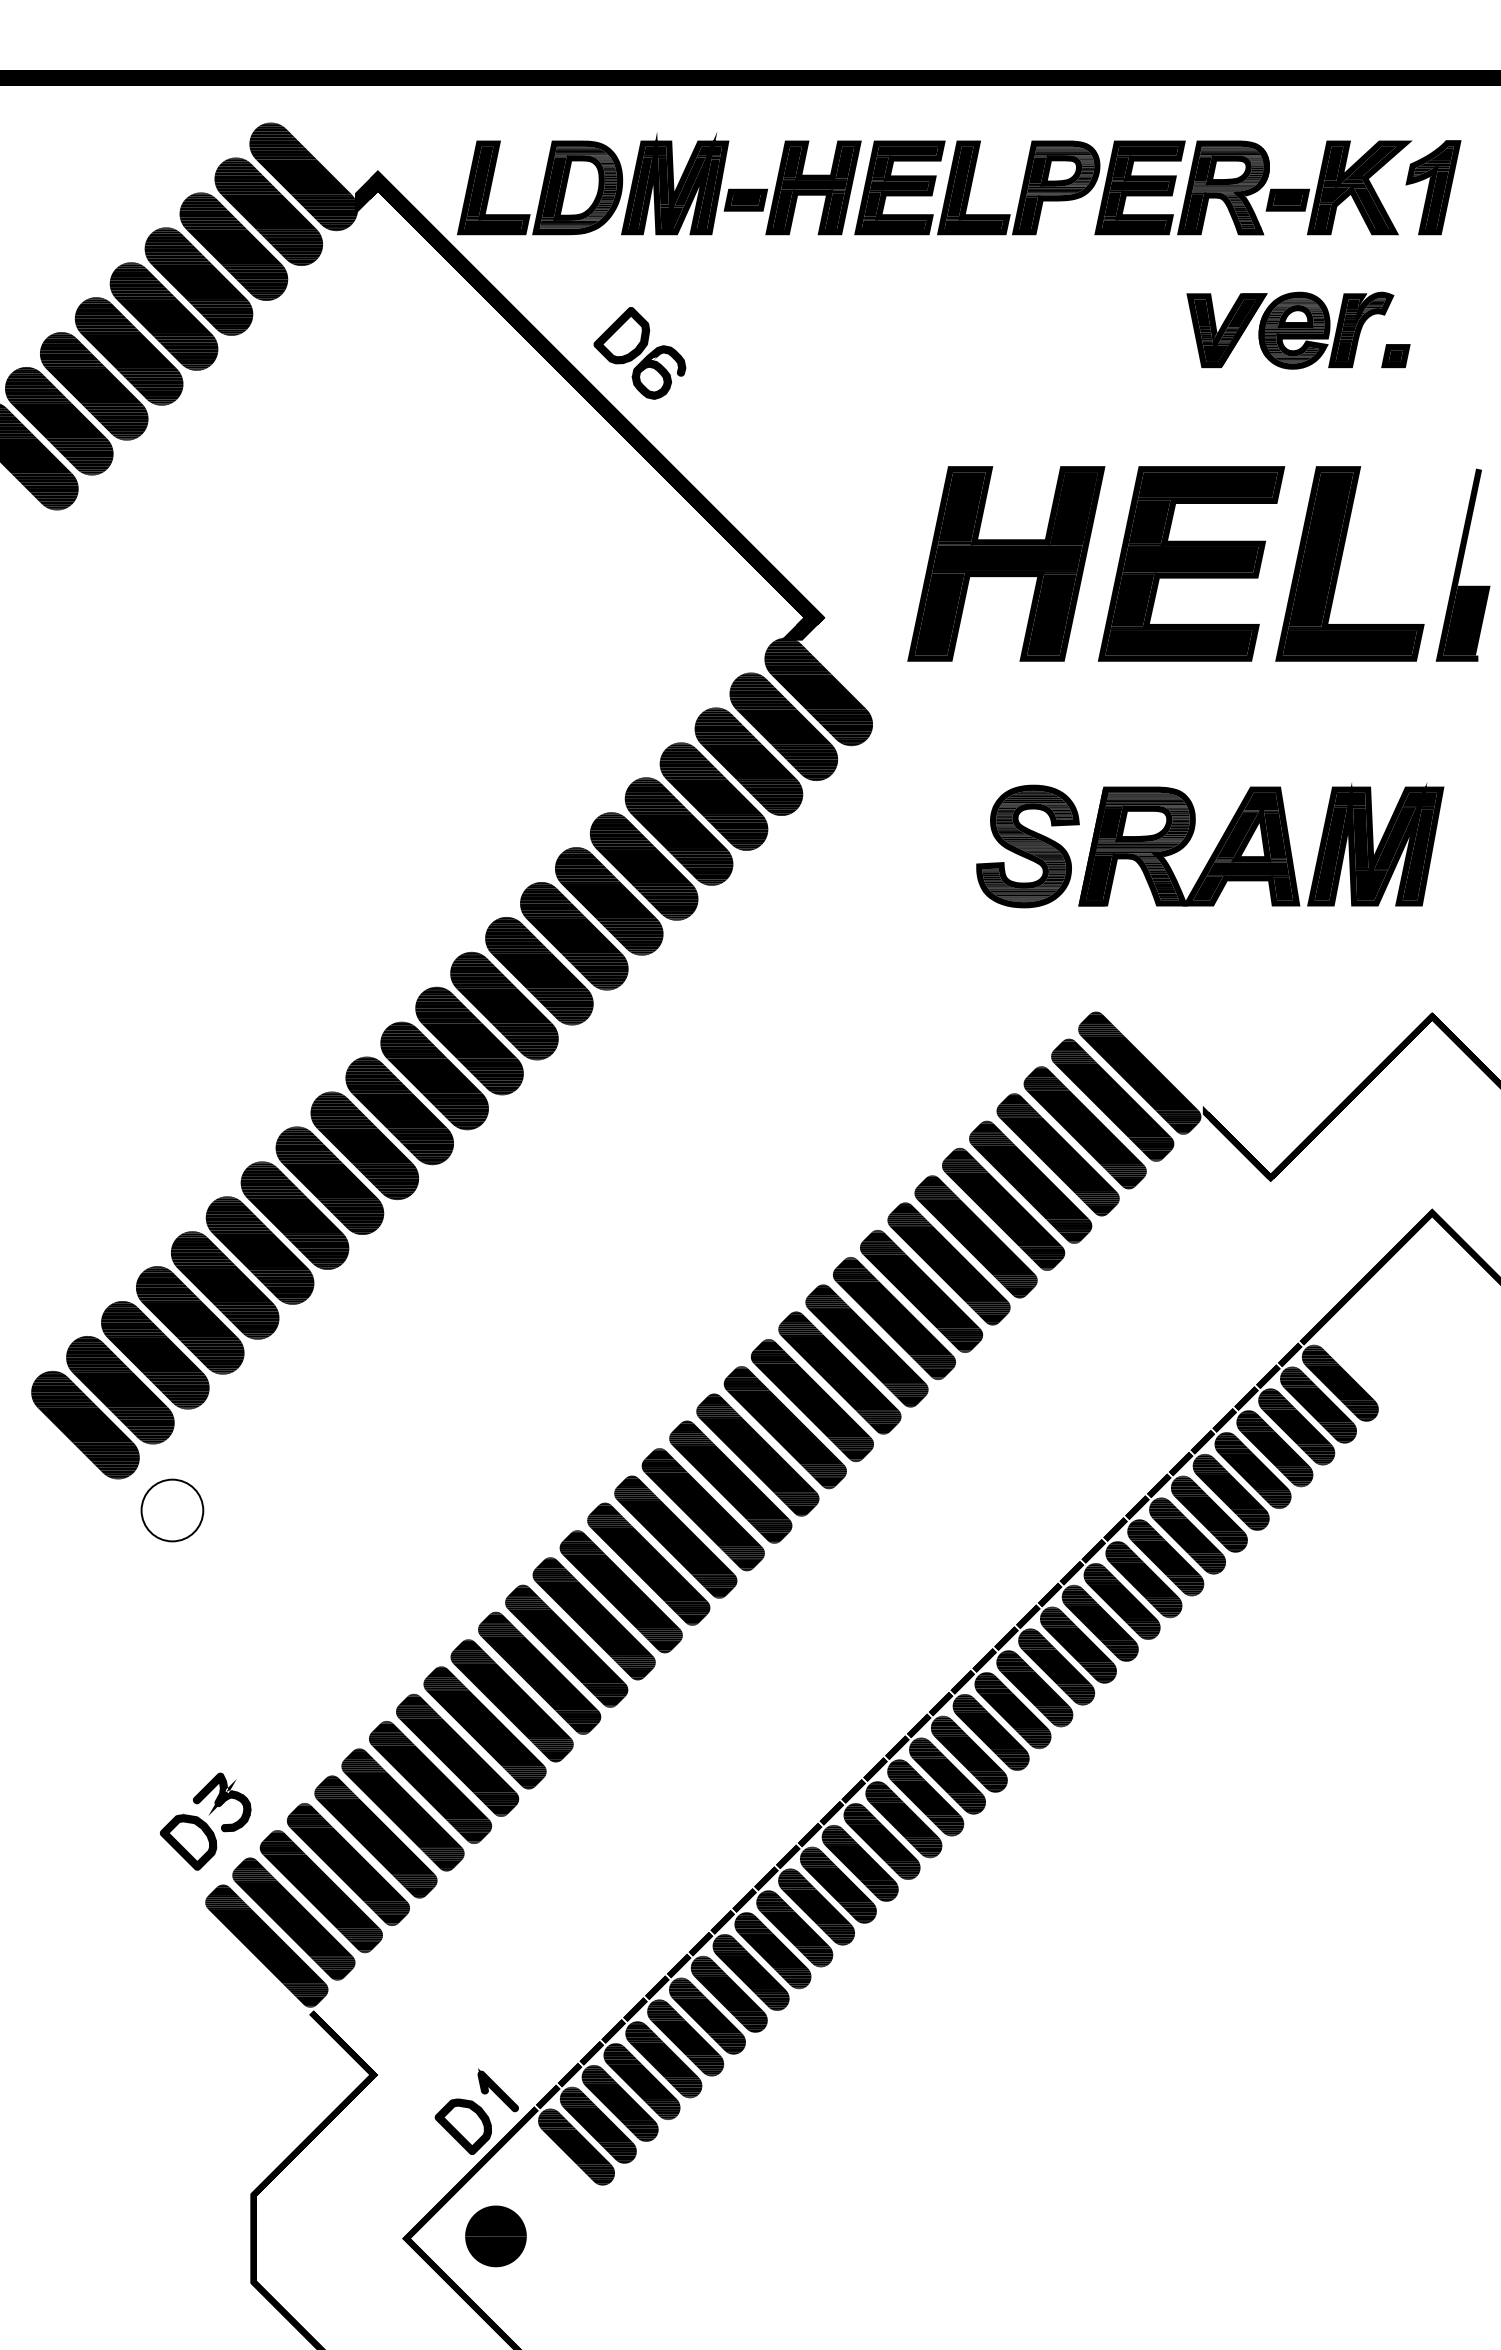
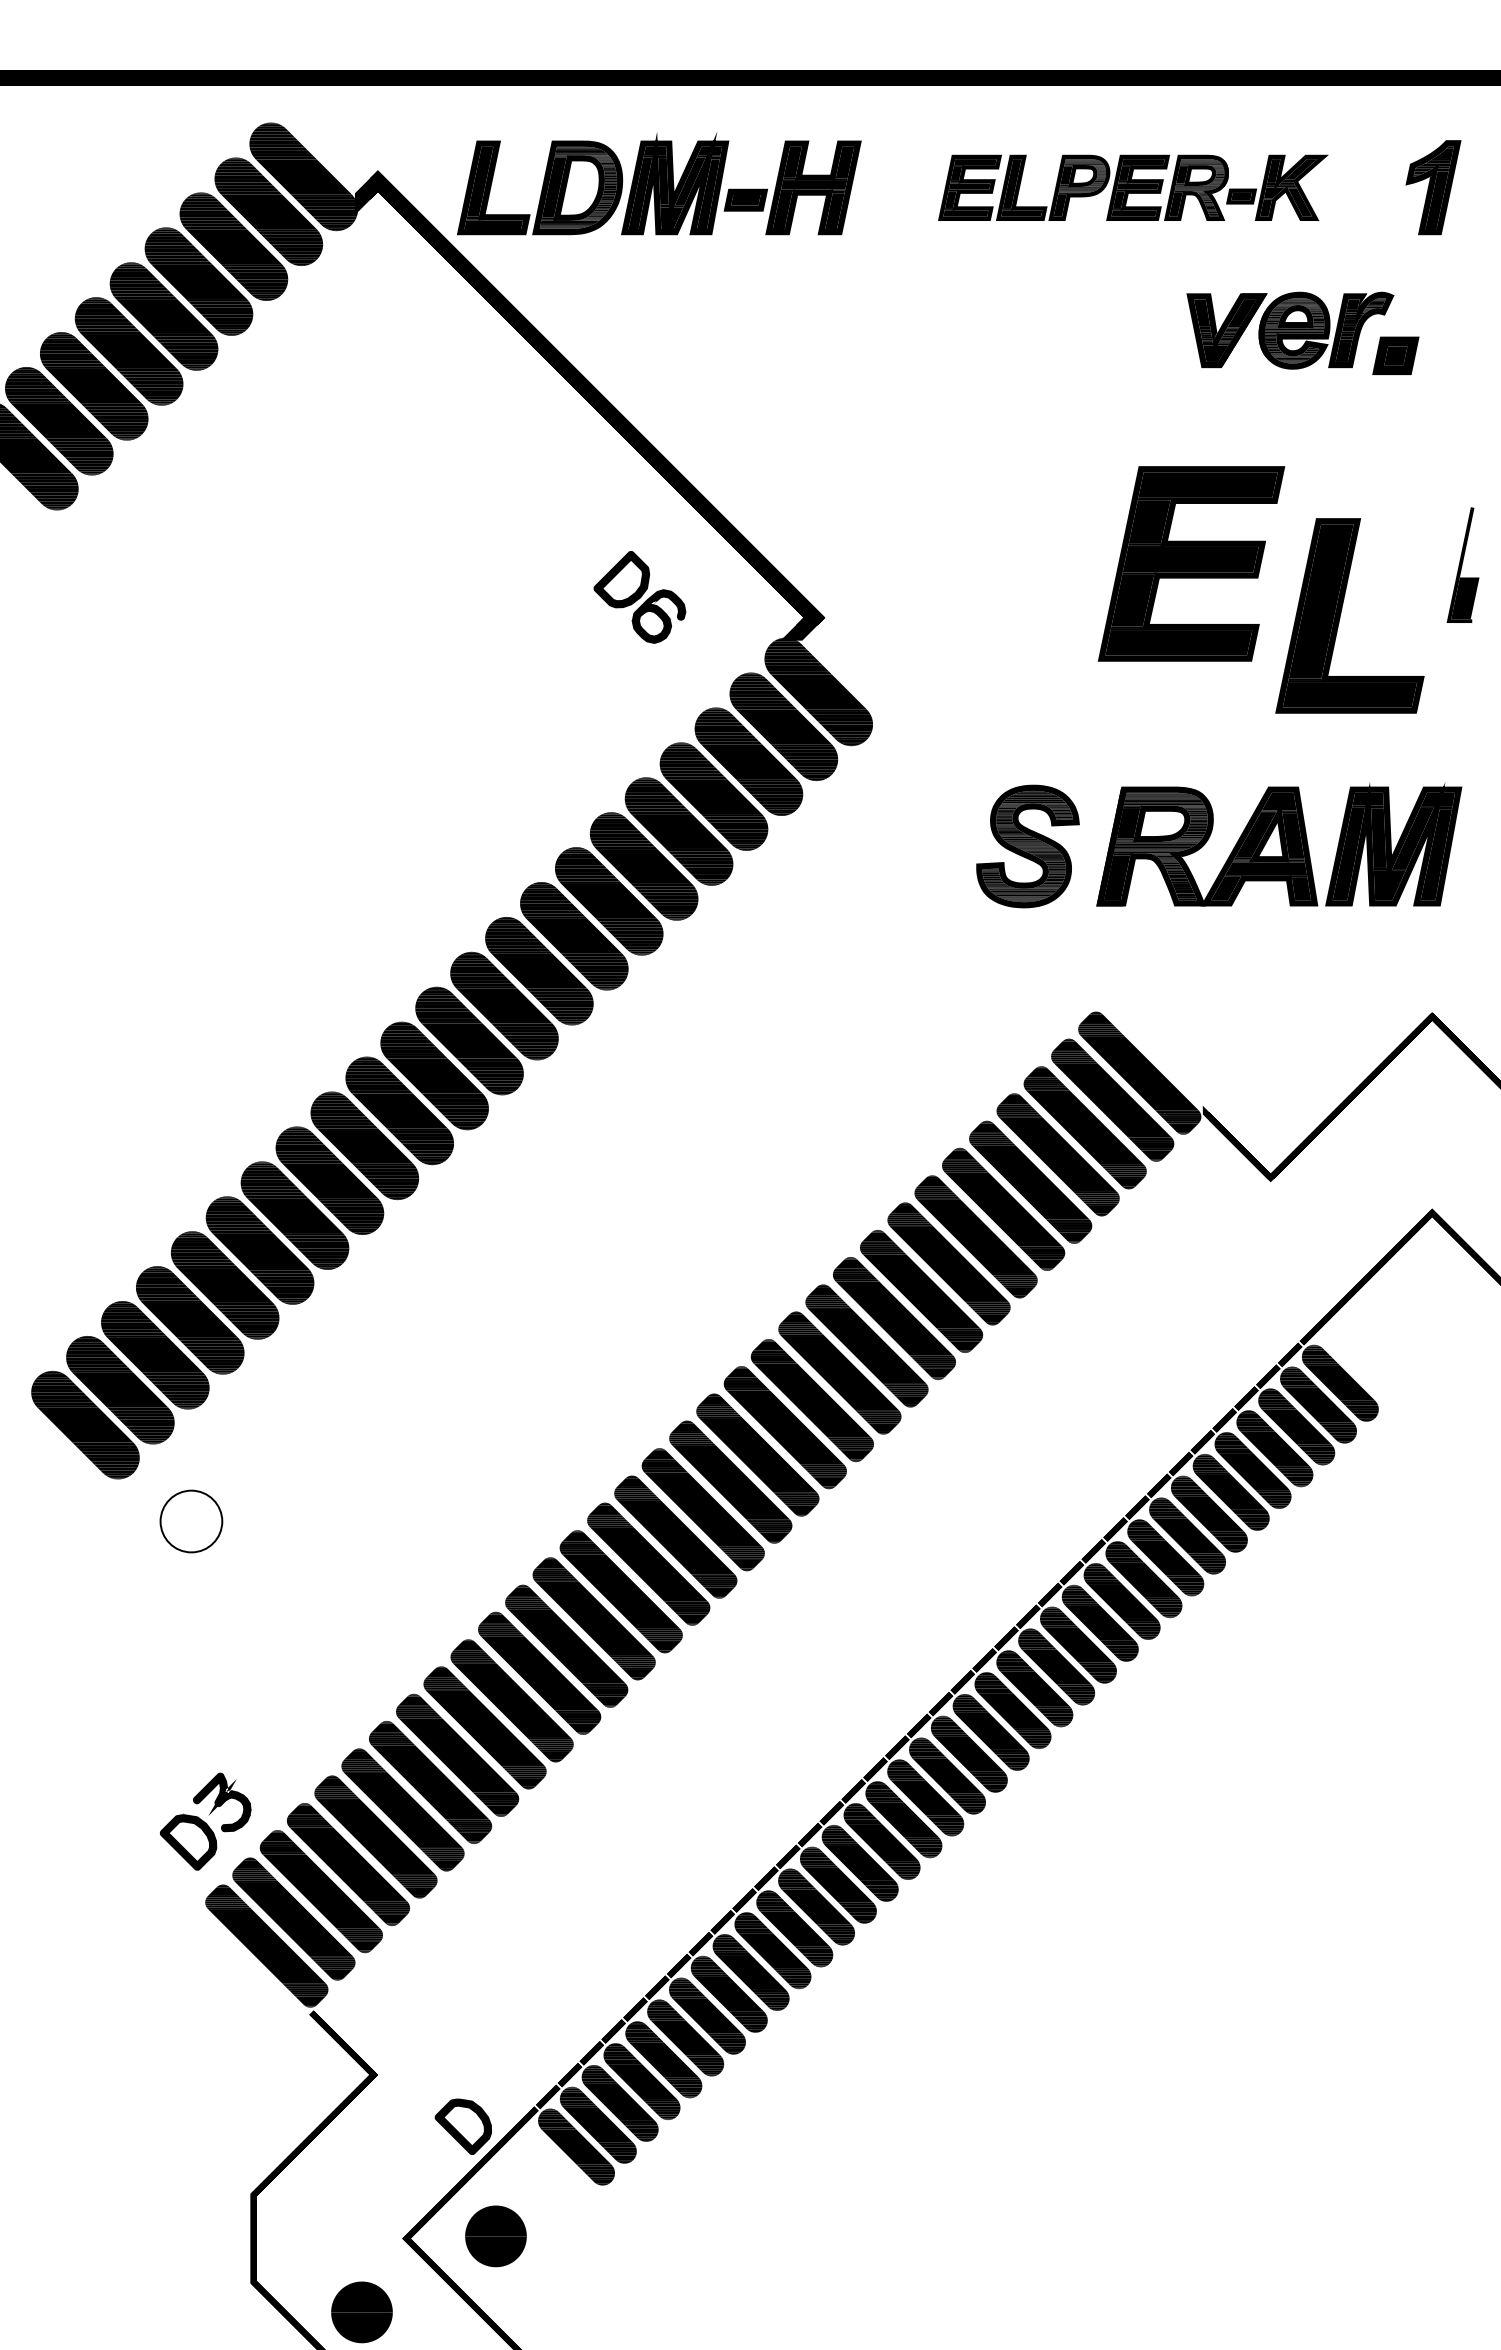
part size: 559x96 px -> 391x67 px (1133, 187)
part position: (639, 353) -> (639, 597) (639, 597)
part size: 30x25 px -> 48x39 px (1395, 355)
part position: (1341, 562) -> (1341, 614) (1341, 614)
part: present -> none (1006, 563)
part size: 56x194 px -> 34x116 px (1462, 564)
part position: (1261, 844) -> (1279, 844) (1279, 844)
part position: (172, 1510) -> (191, 1521) (191, 1521)
part: present -> none (497, 2090)
part: none -> present (361, 2312)
